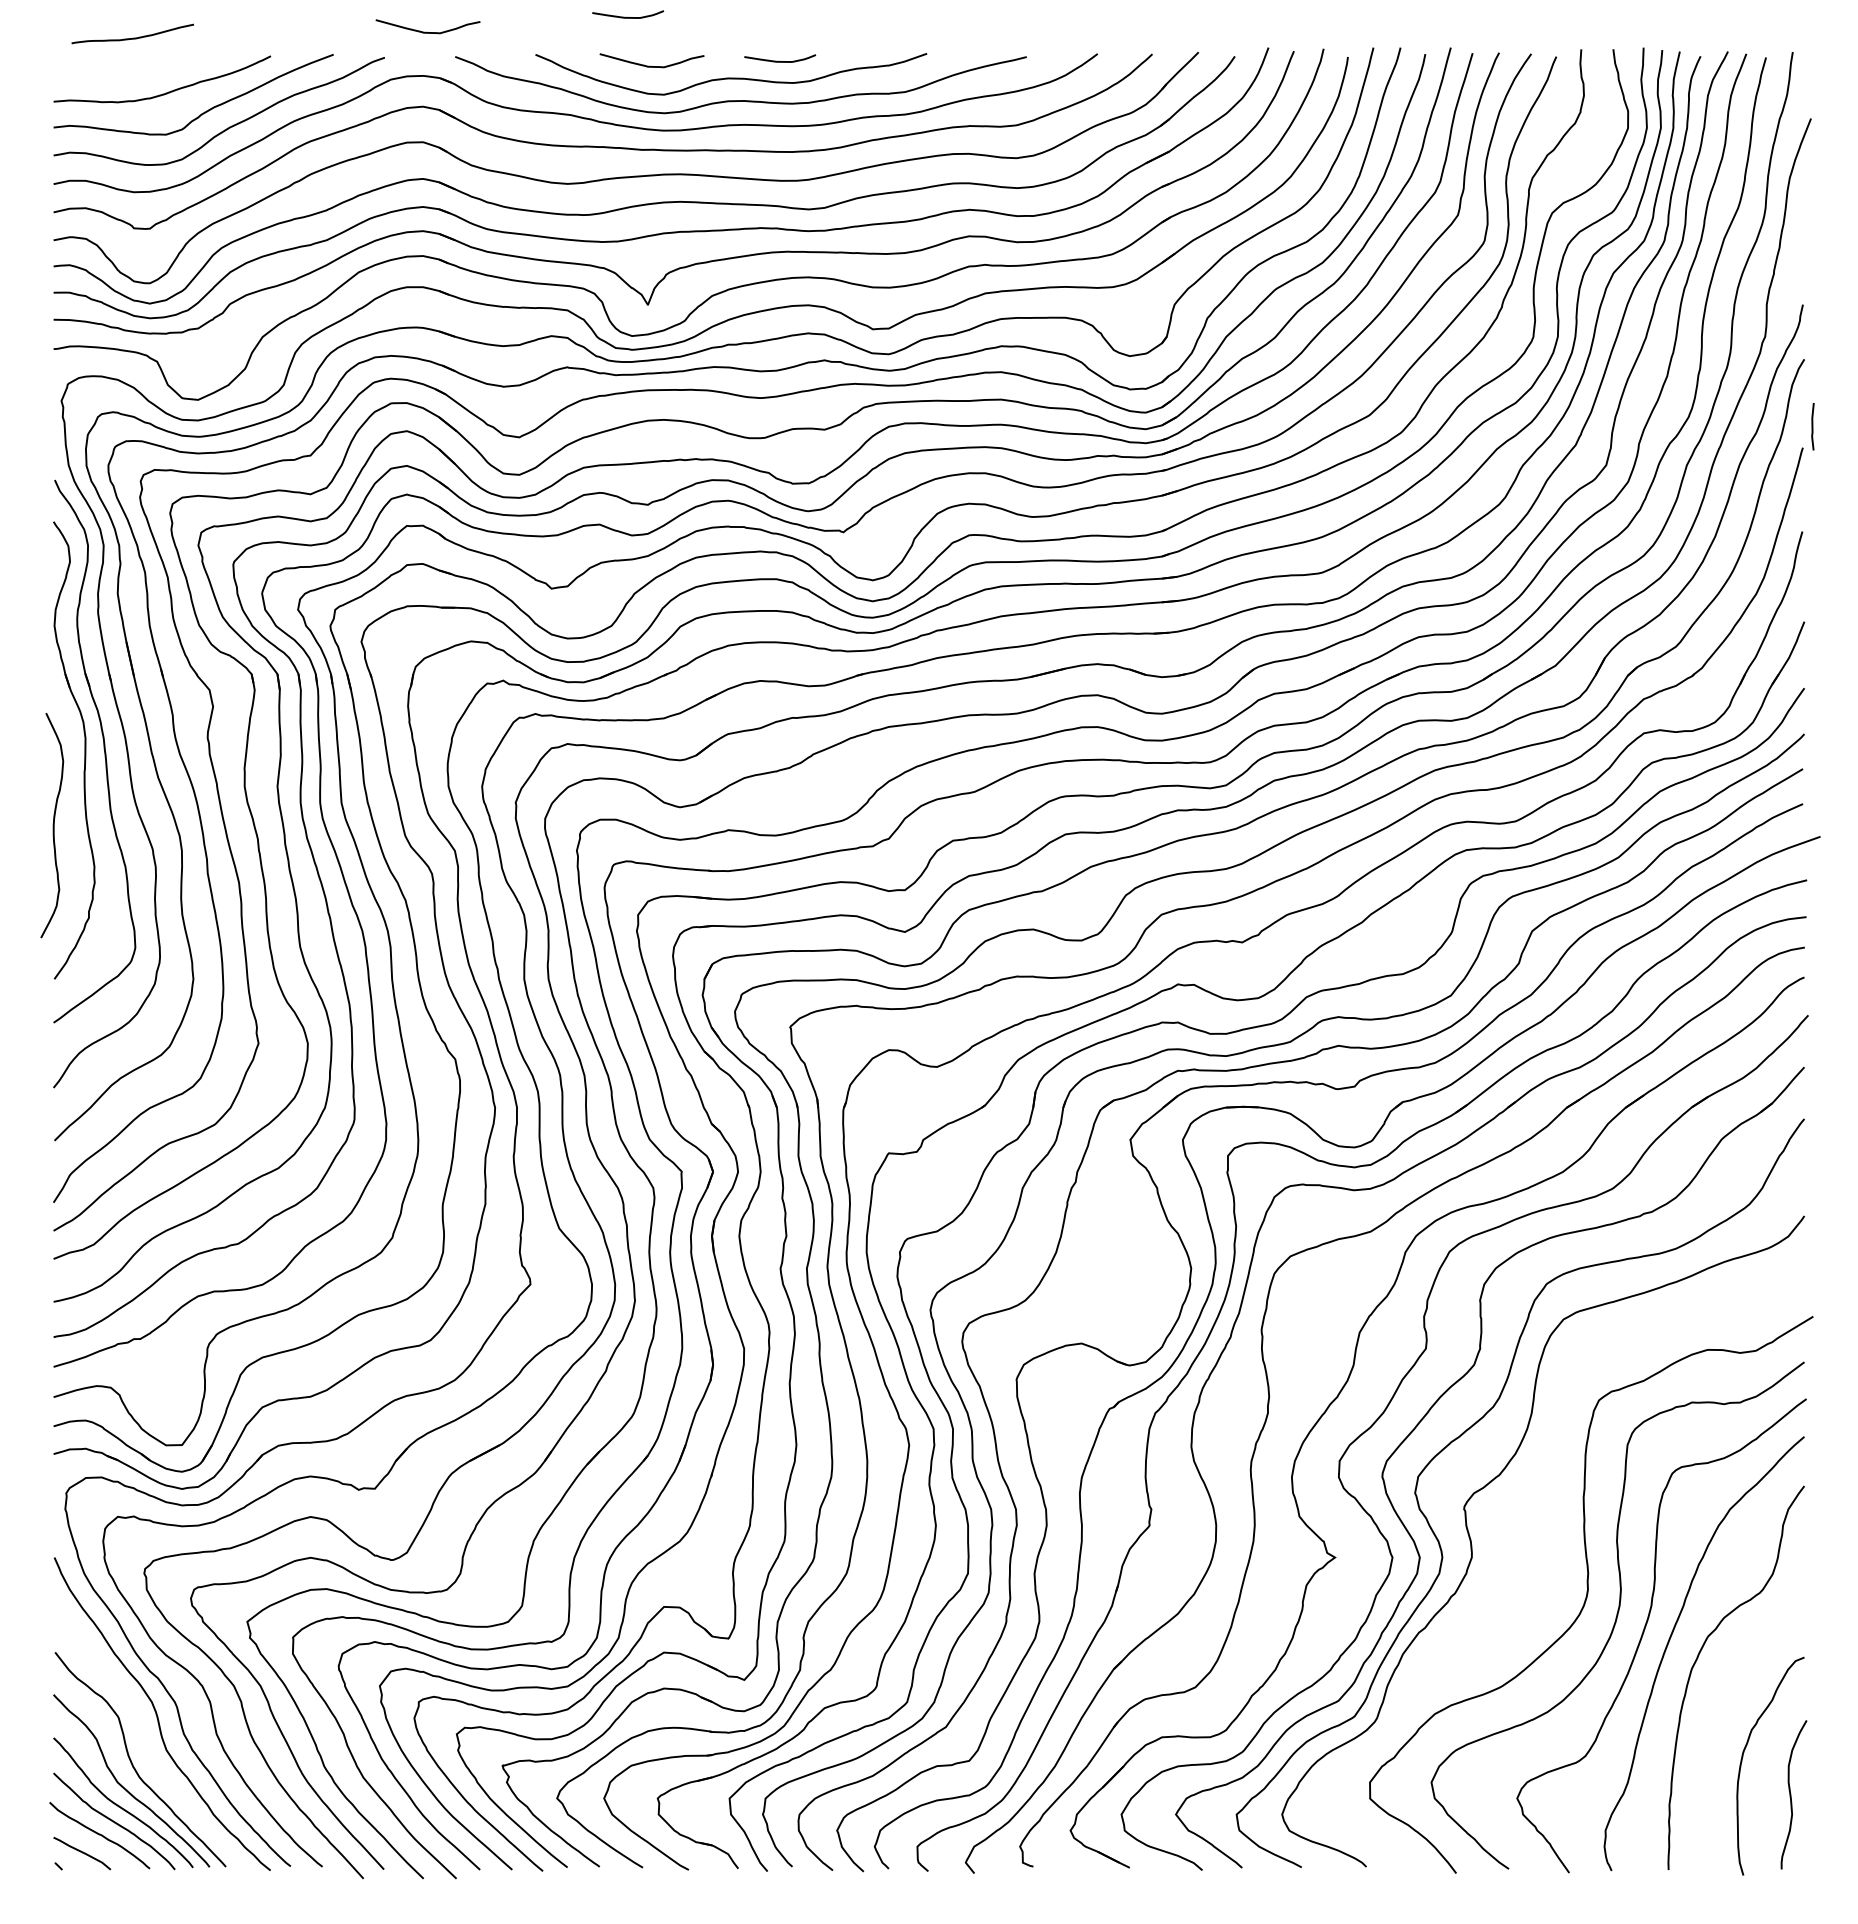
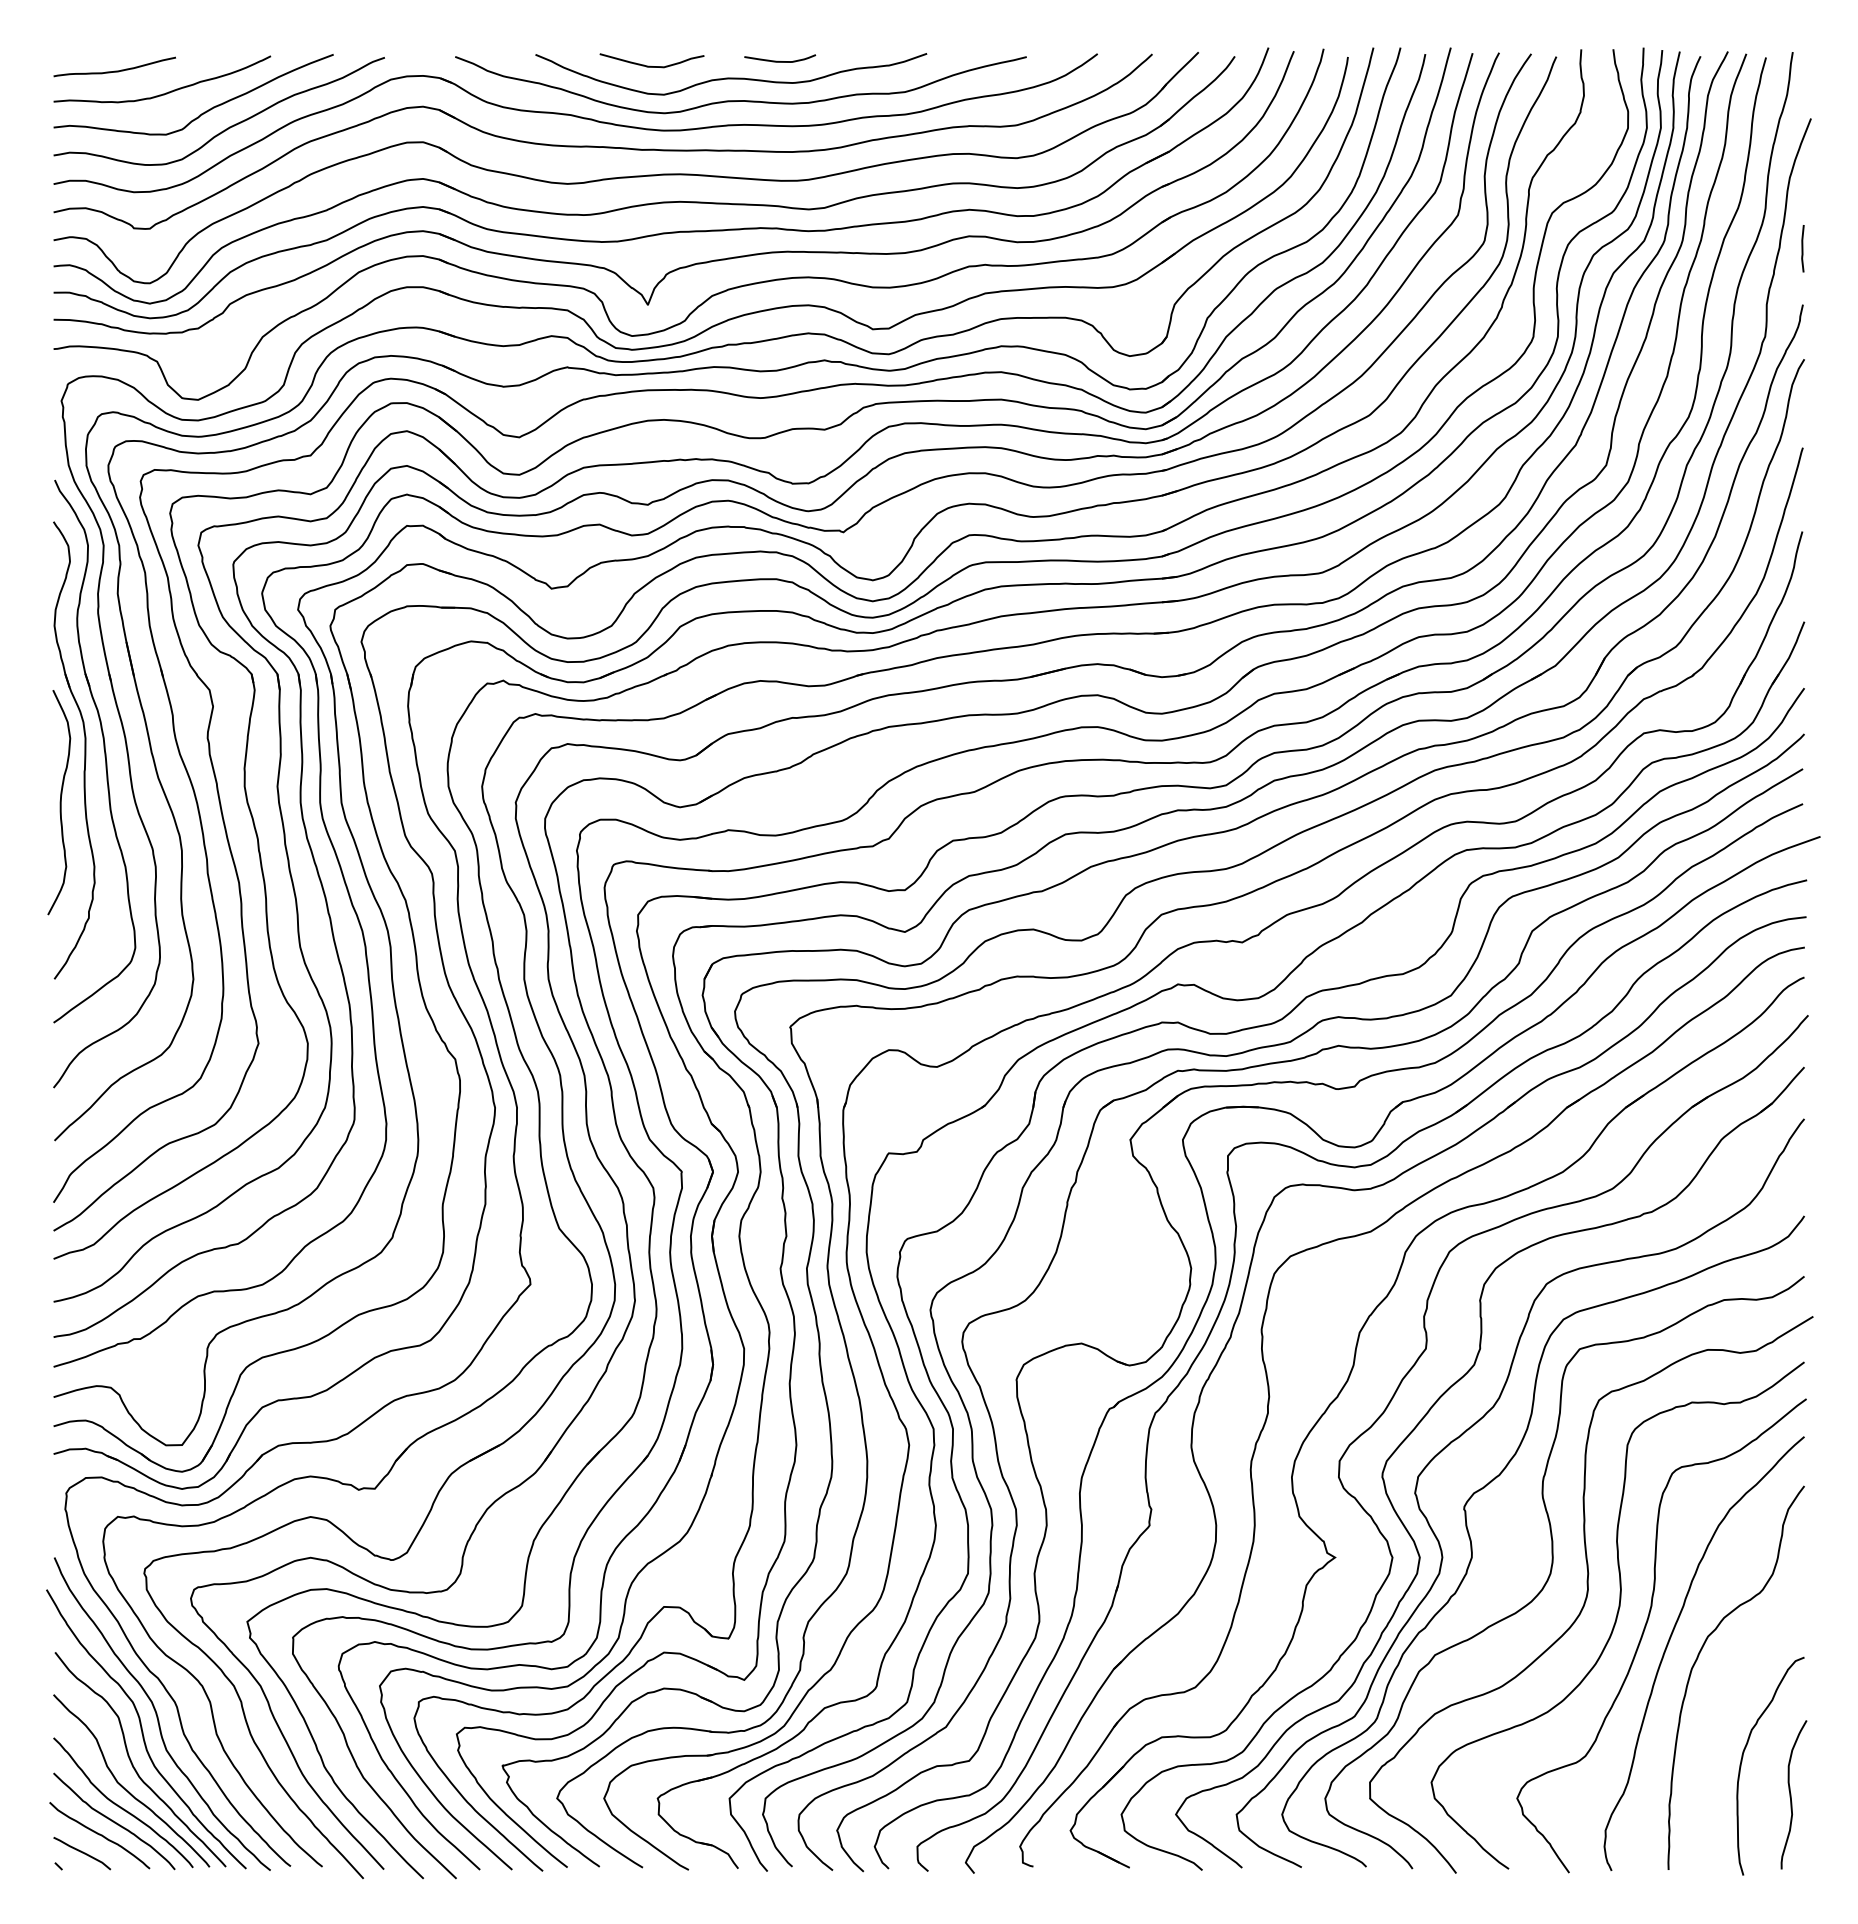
curve: present -> none (628, 17)
curve: present -> none (426, 31)
curve position: (132, 37) -> (114, 70) (114, 70)
line position: (1812, 426) -> (1802, 248) (1802, 248)
curve position: (52, 825) -> (59, 802) (59, 802)
curve: none -> present (1552, 1569)
curve: none -> present (143, 1731)
